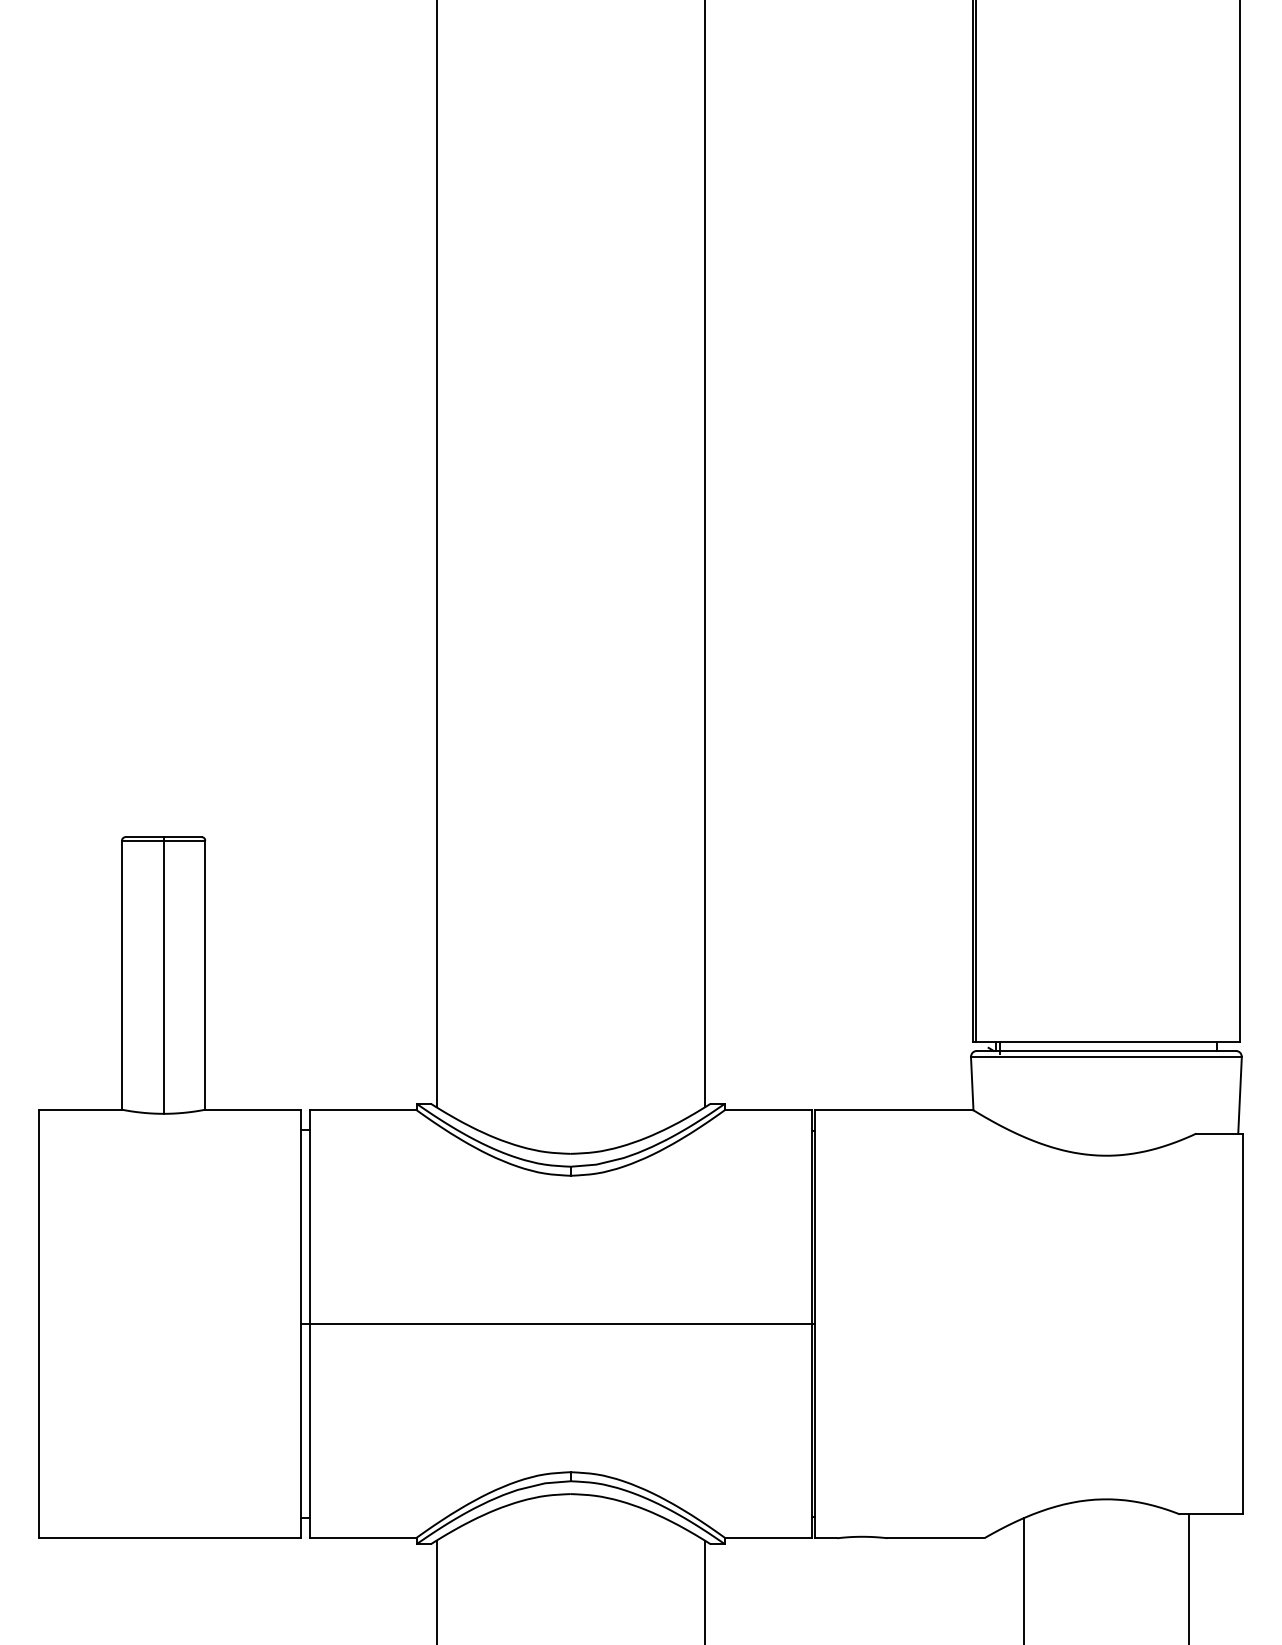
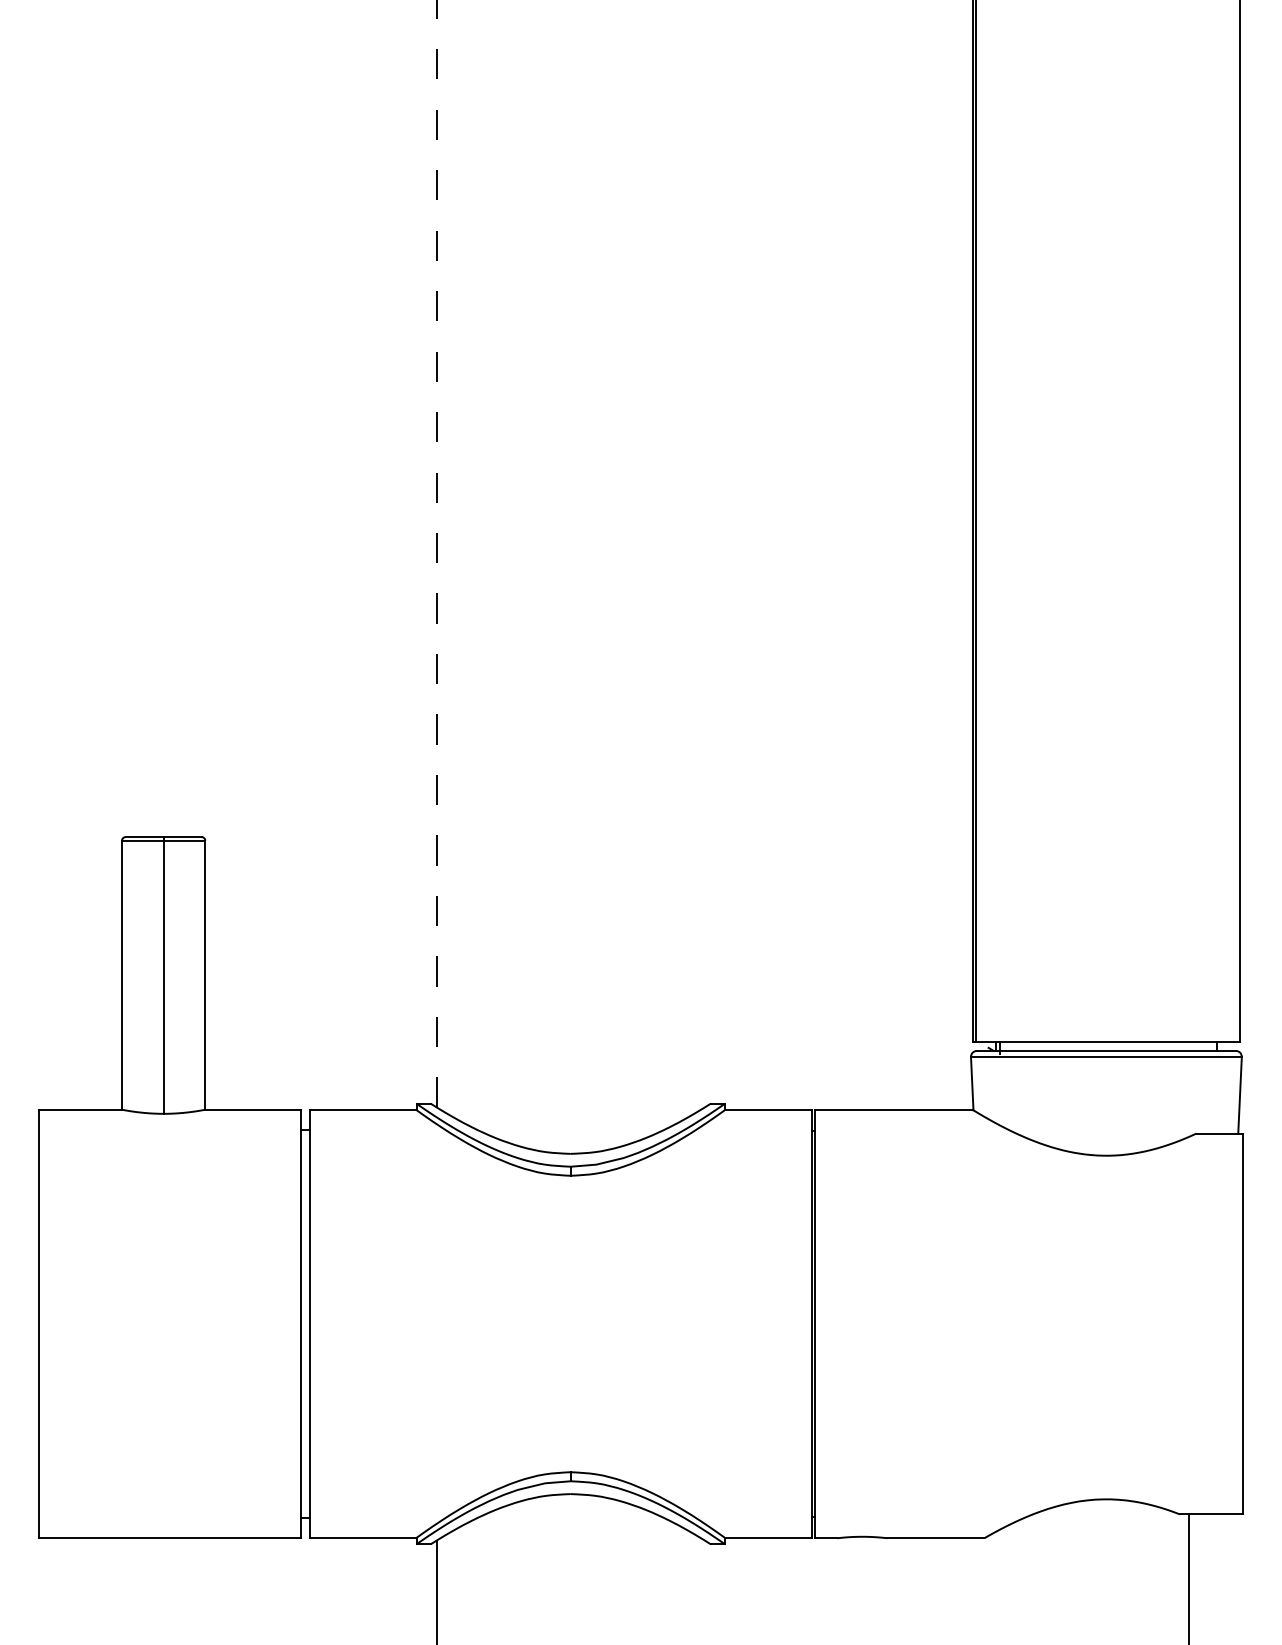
line: solid -> dashed (436, 553)
line: present -> none (704, 554)
line: present -> none (557, 1323)
line: present -> none (1024, 1579)
line: present -> none (704, 1590)
